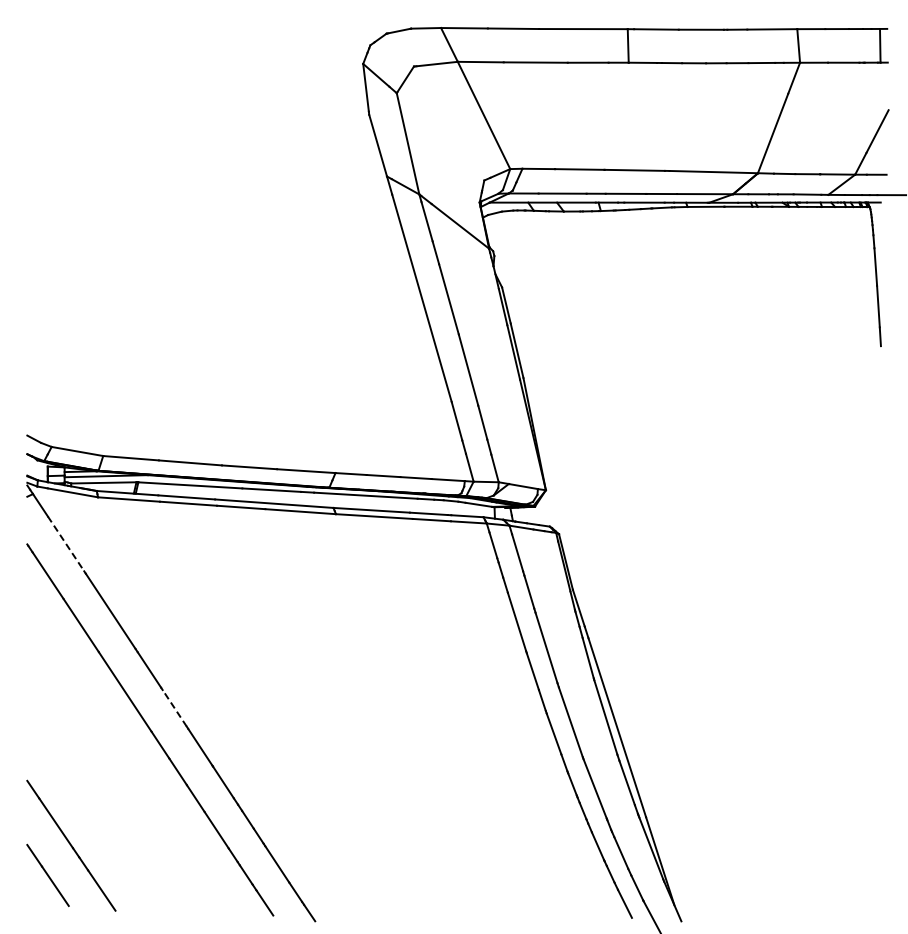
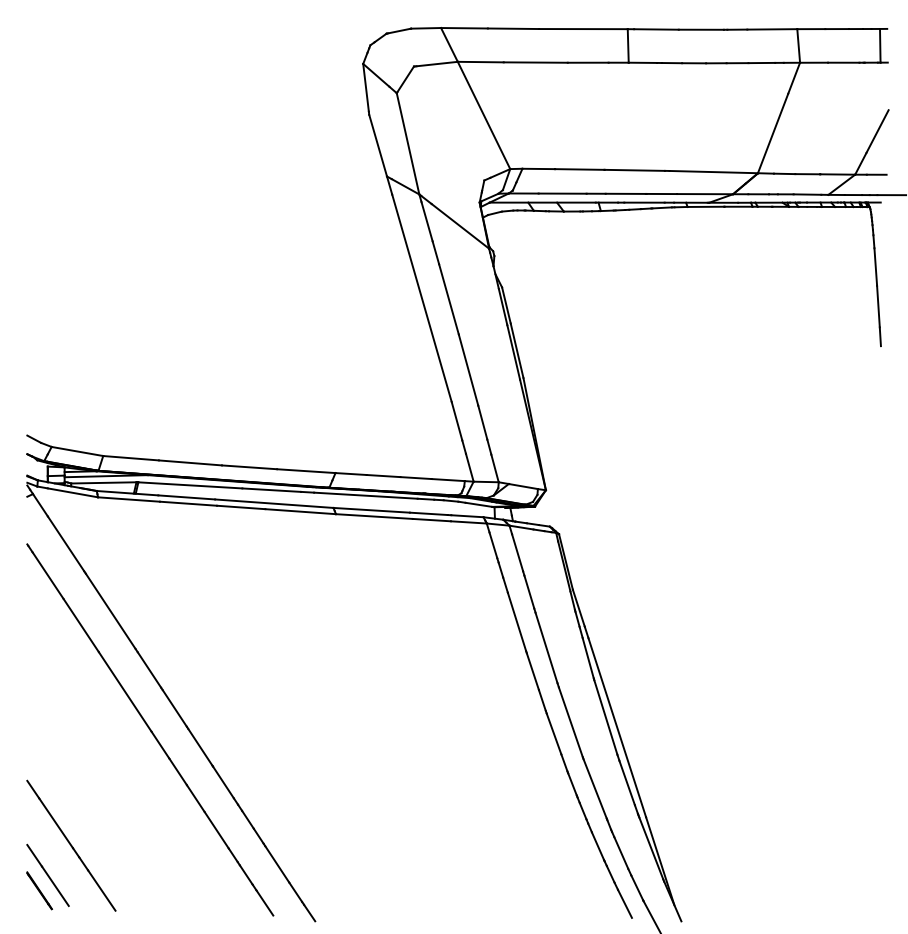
line: dashed -> solid (66, 543)
line: dashed -> solid (174, 708)
line: none -> present (39, 890)
